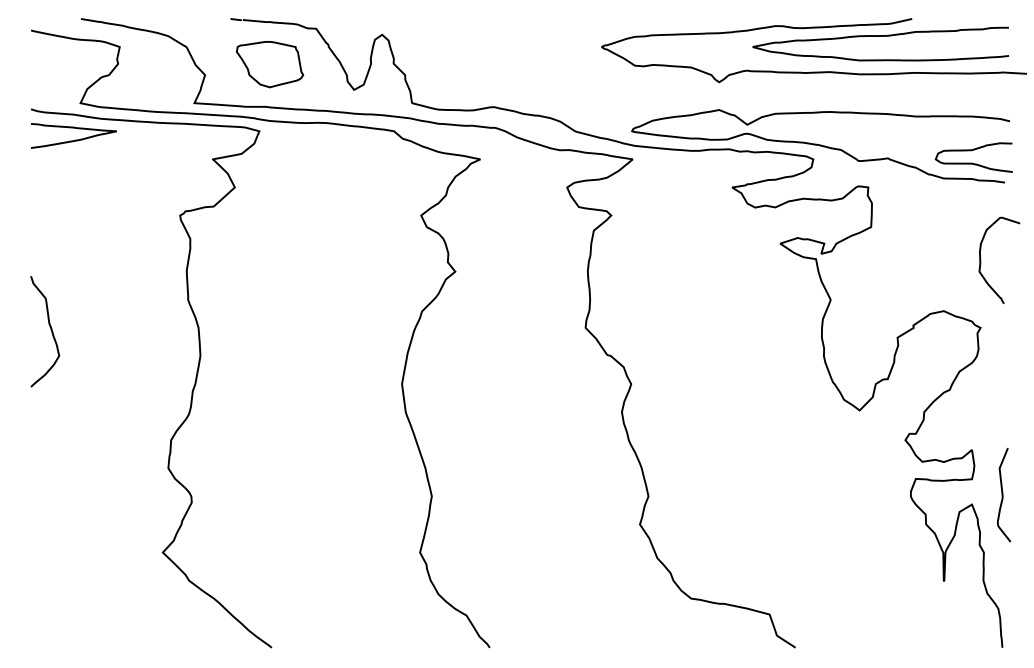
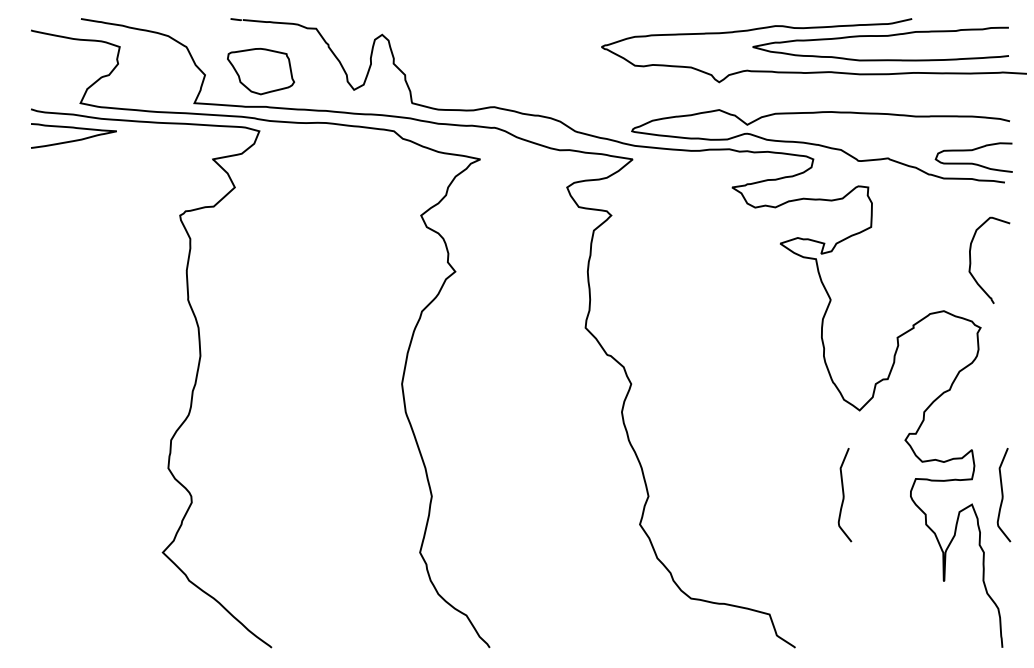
part position: (270, 64) -> (261, 71) (261, 71)
curve position: (981, 259) -> (971, 259) (971, 259)
curve: present -> none (50, 329)
curve: none -> present (844, 495)
